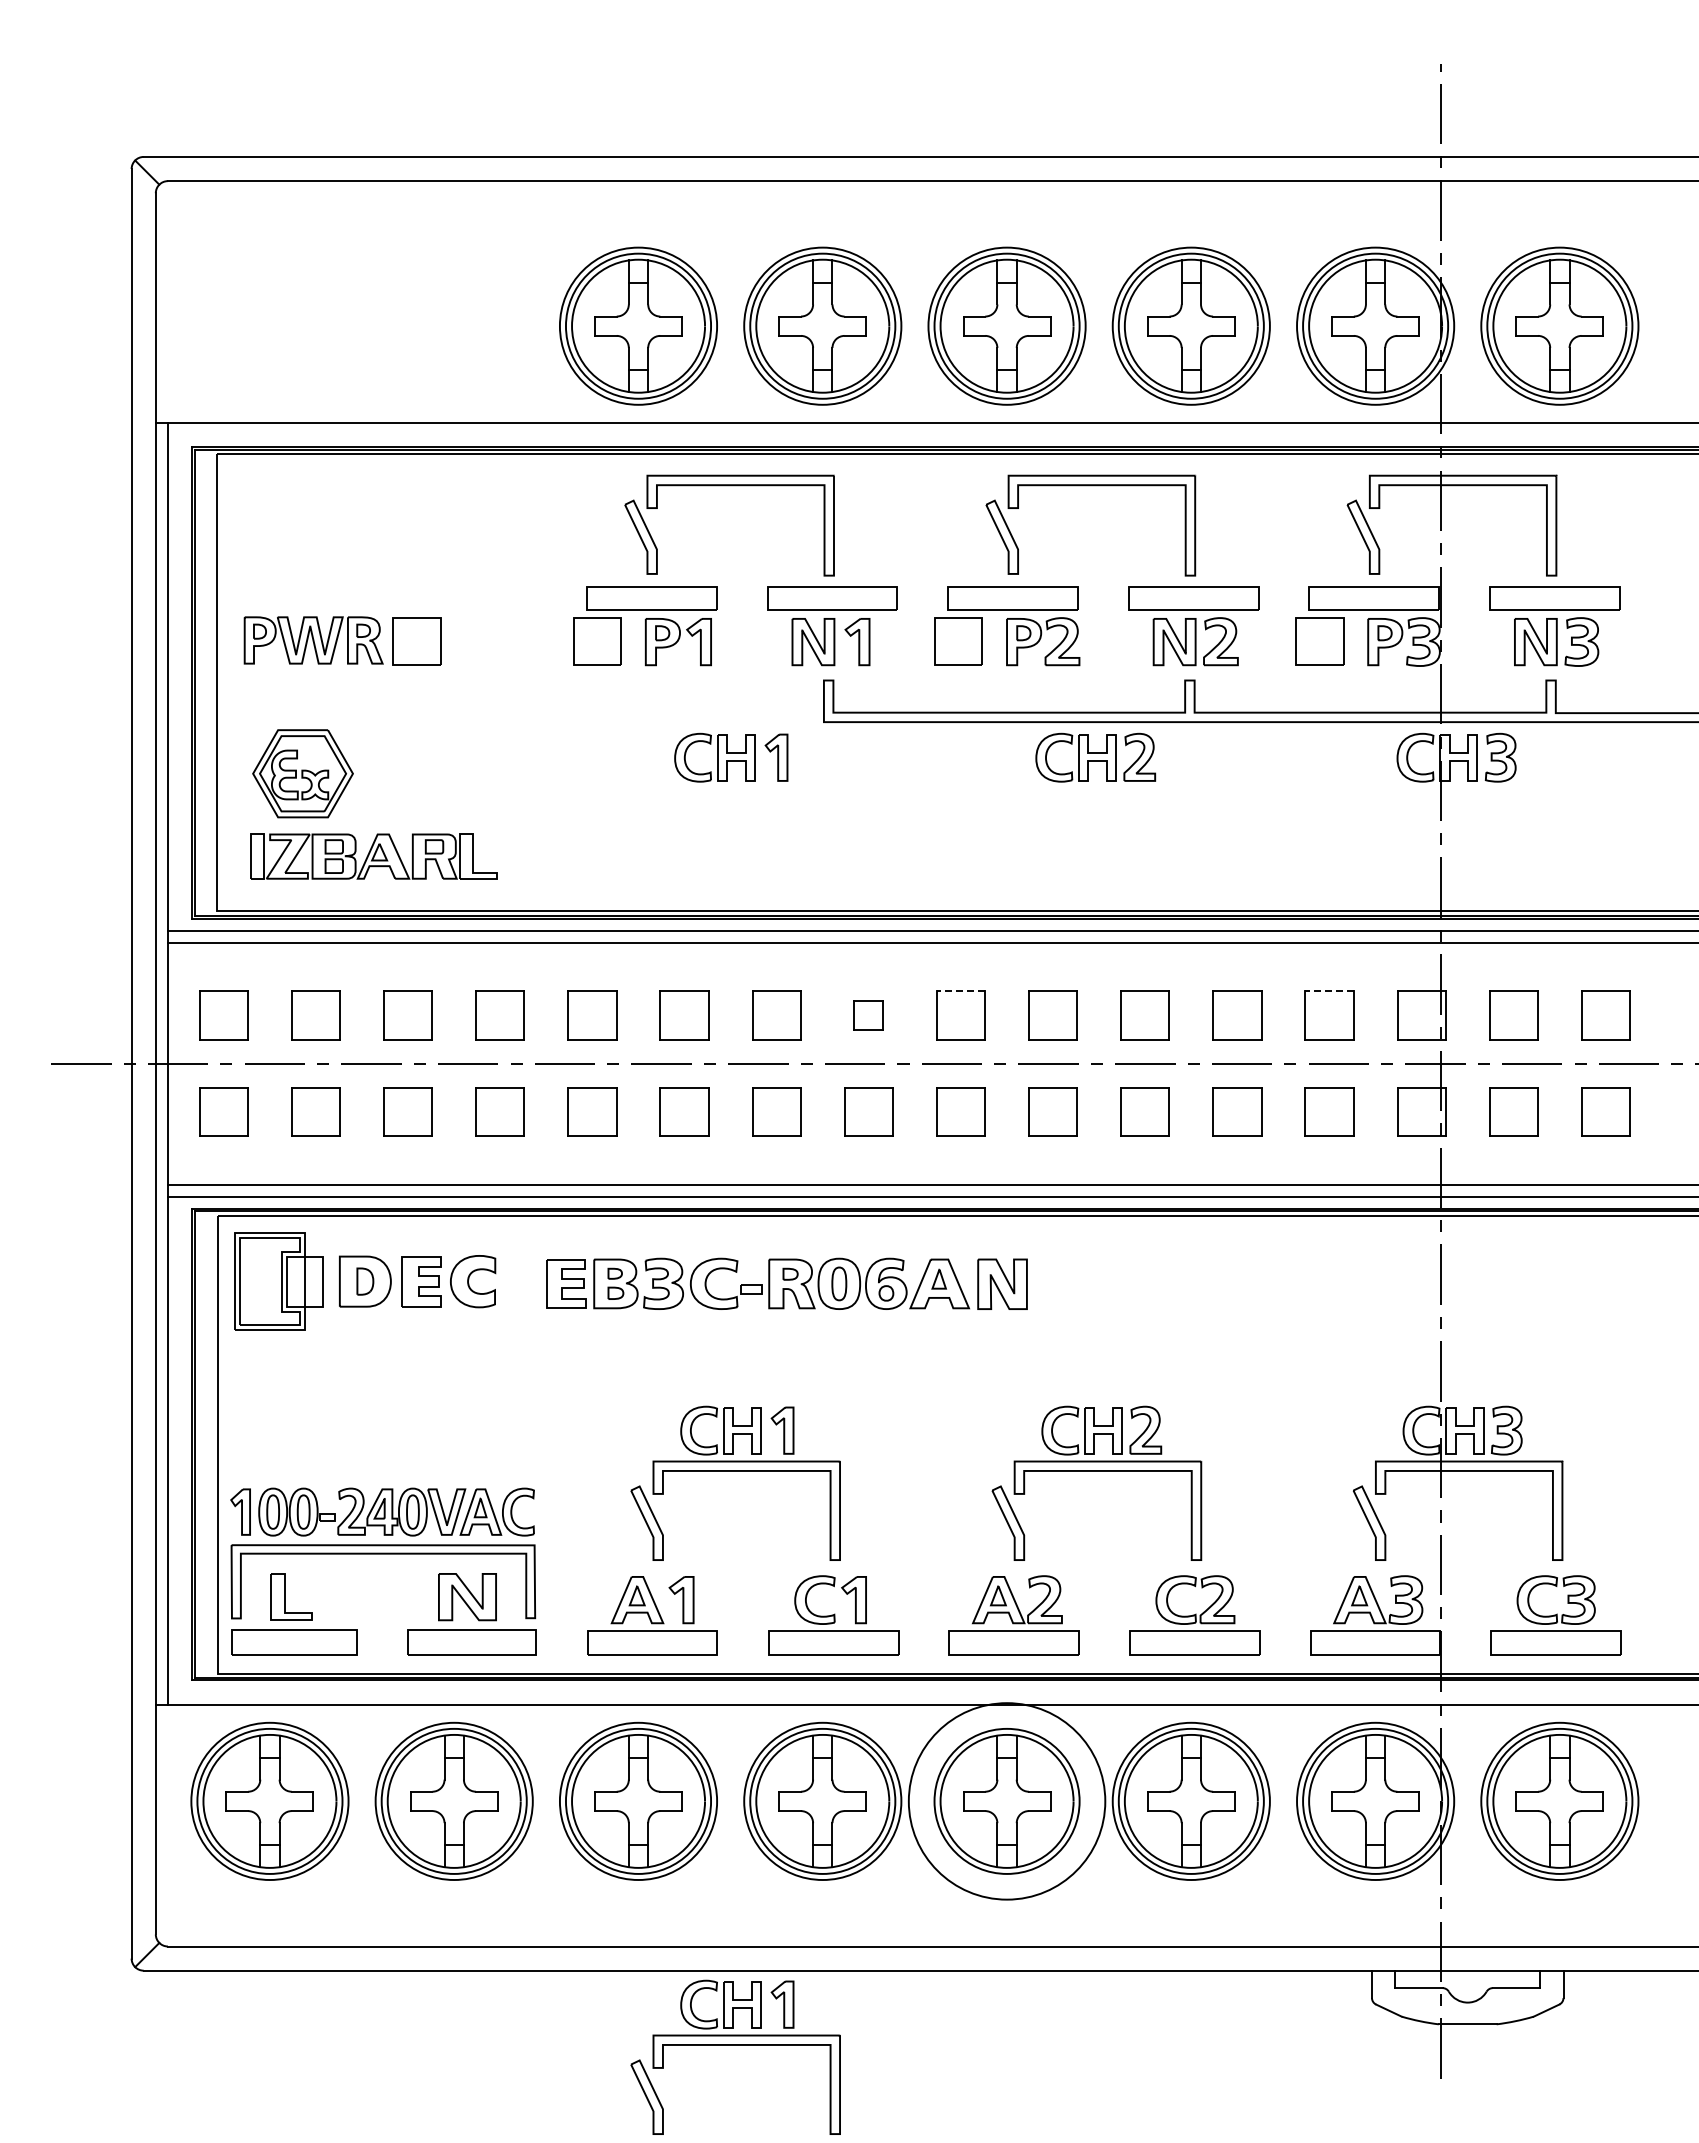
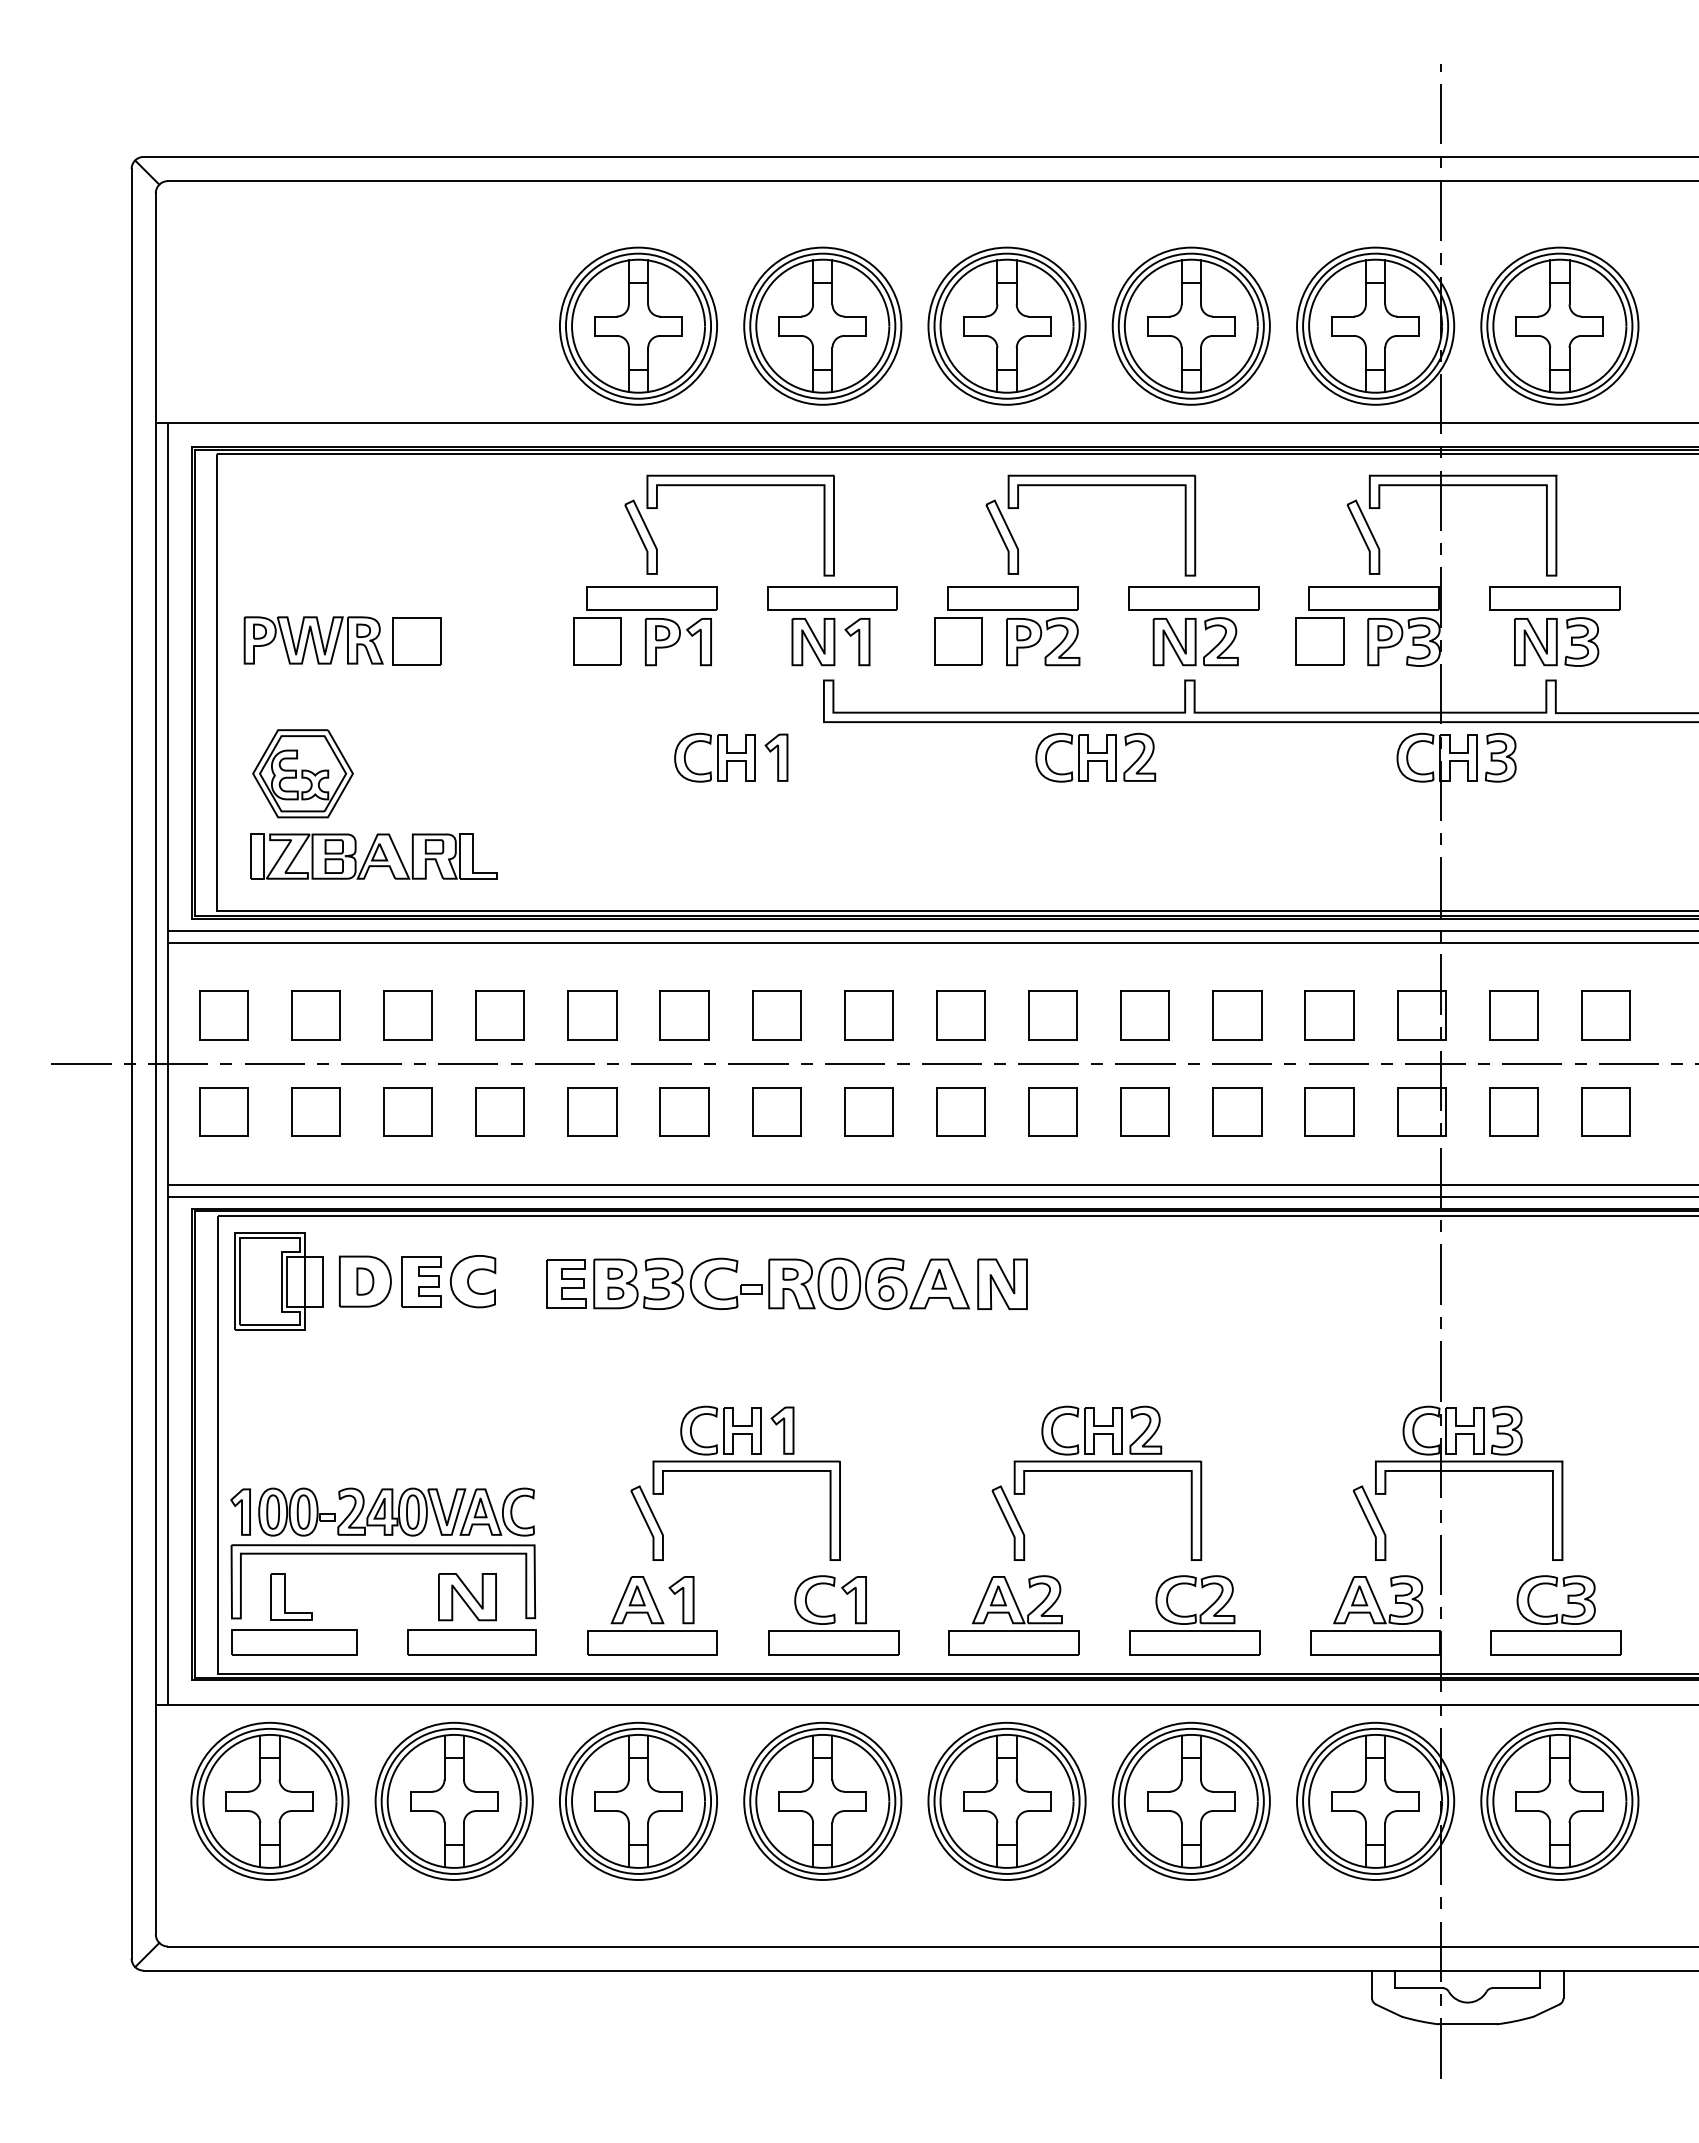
line: dashed -> solid (960, 991)
line: dashed -> solid (1329, 991)
part size: 31x31 px -> 50x51 px (868, 1015)
circle diameter: 196 px -> 157 px (1006, 1801)
part: present -> none (735, 2045)
